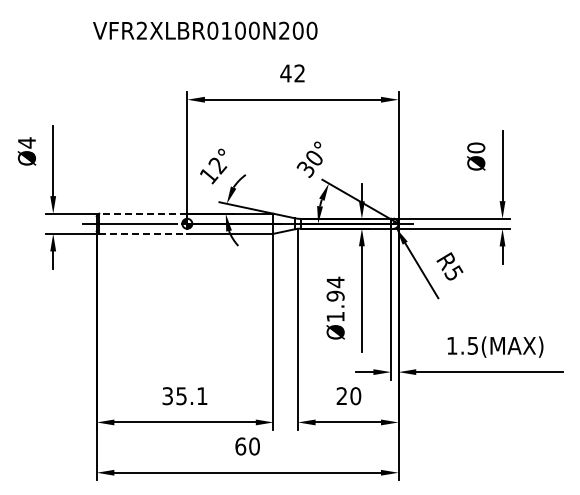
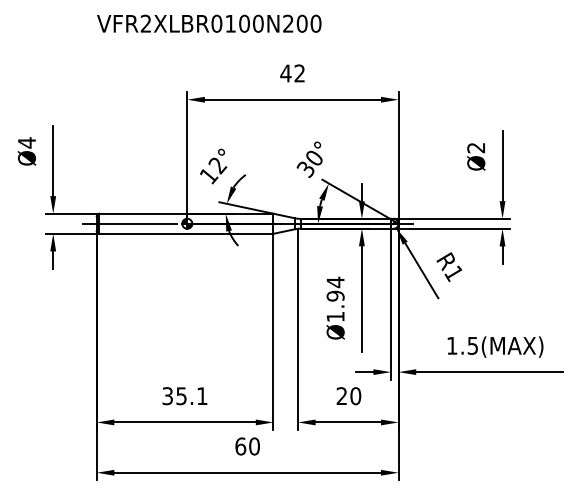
text position: (205, 30) -> (209, 23) (209, 23)
text: Ø0 -> Ø2 (476, 147)
line: dashed -> solid (142, 213)
line: dashed -> solid (143, 233)
text: R5 -> R1 (453, 273)
